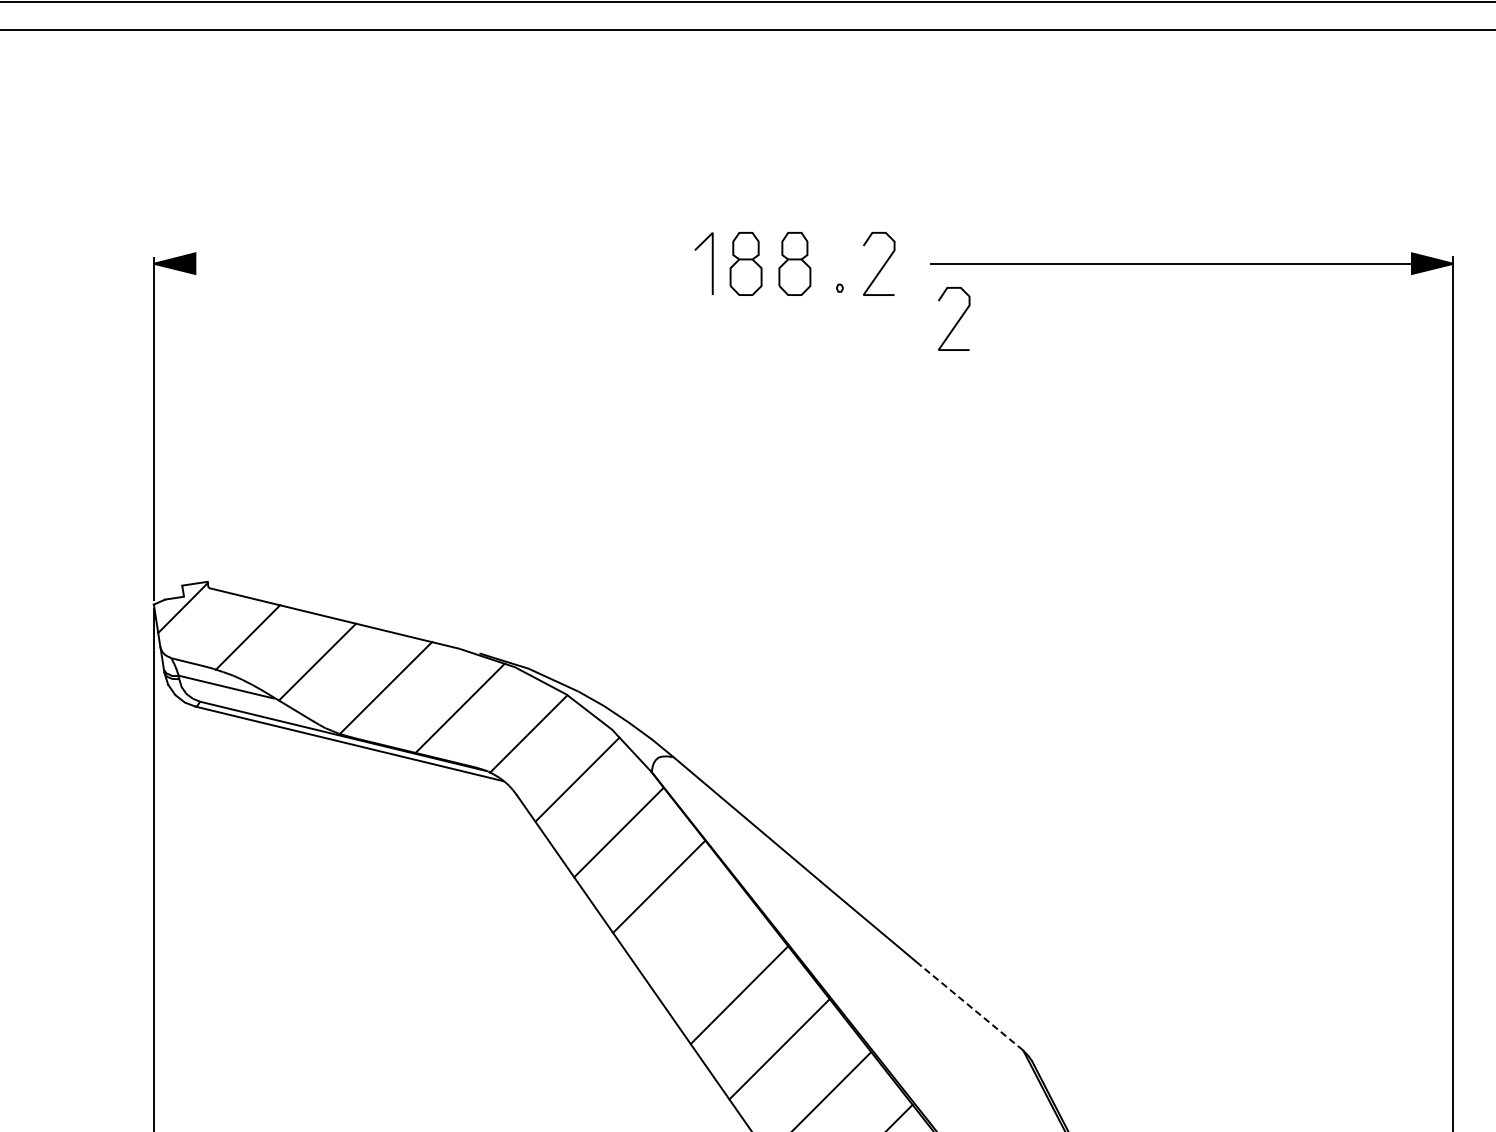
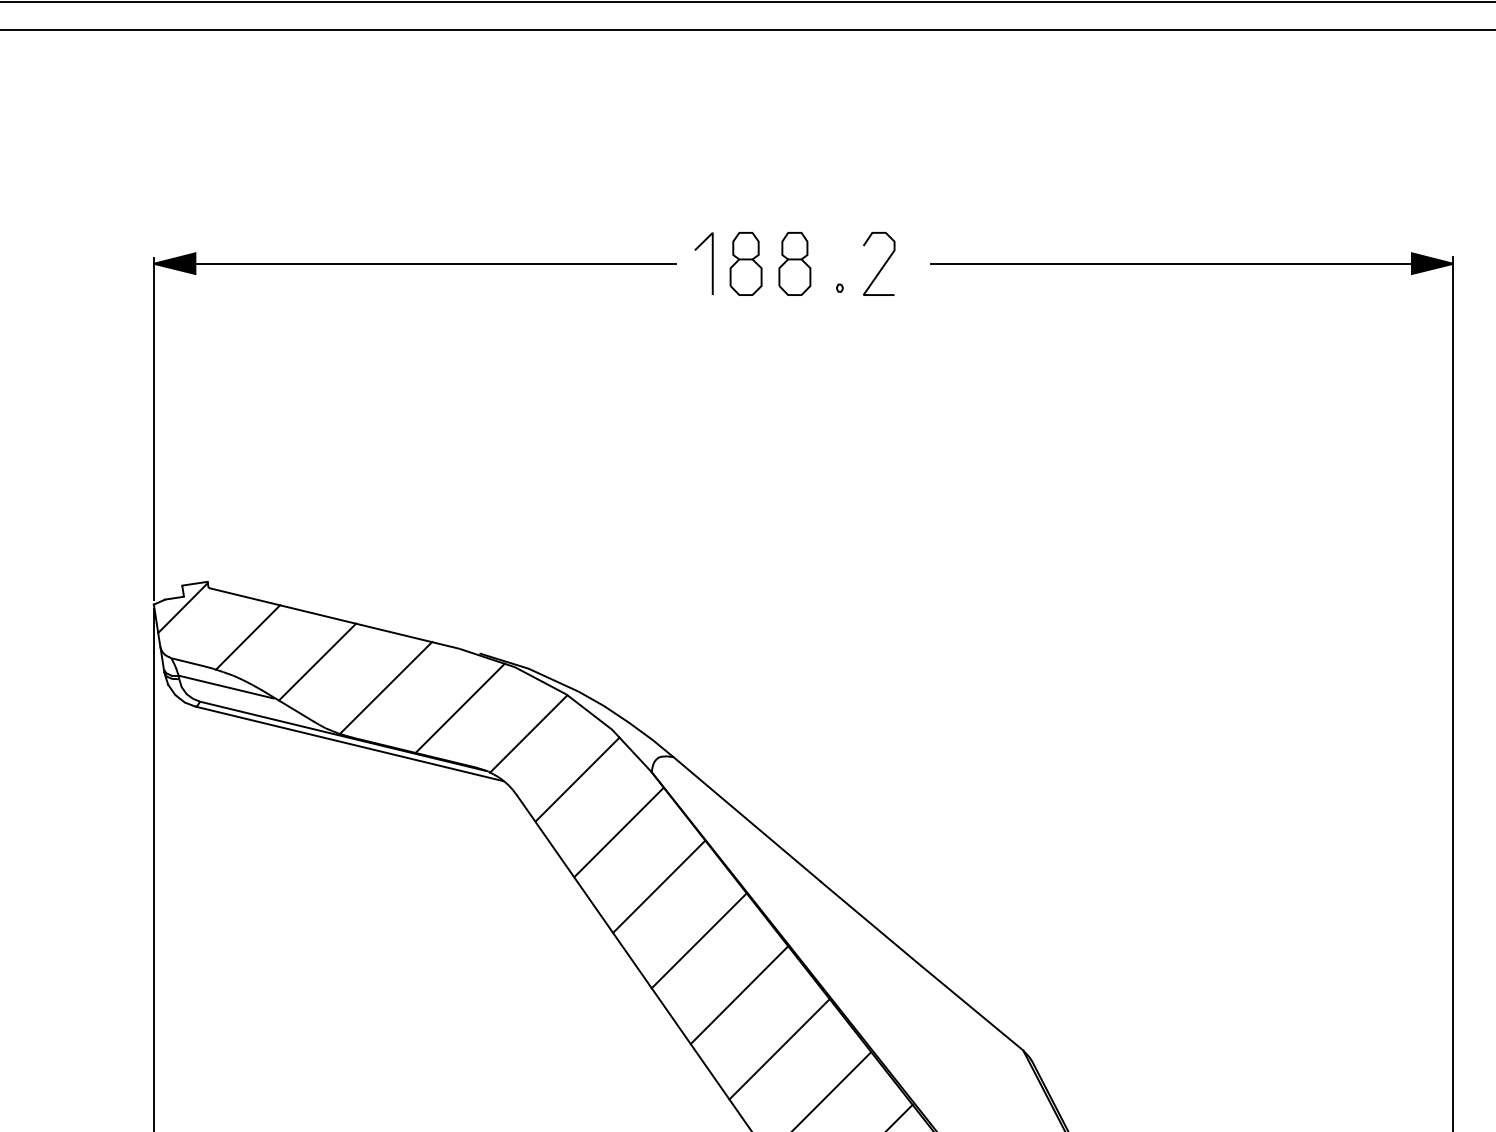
line: none -> present (414, 263)
curve: present -> none (957, 320)
line: none -> present (698, 940)
line: dashed -> solid (971, 1007)
